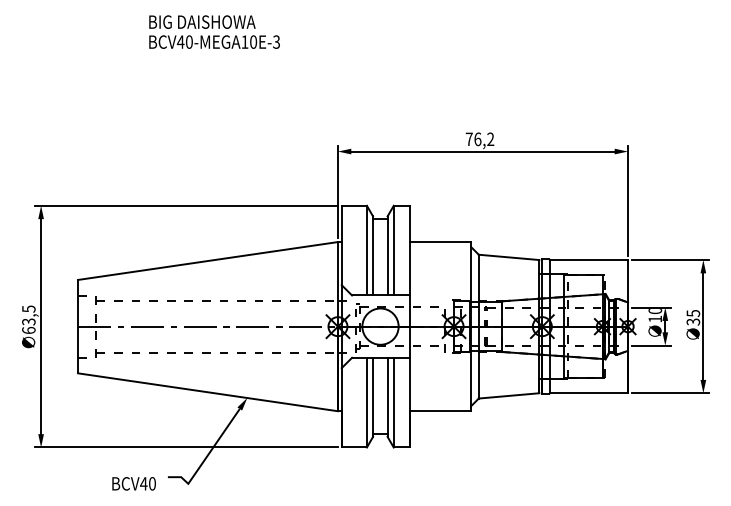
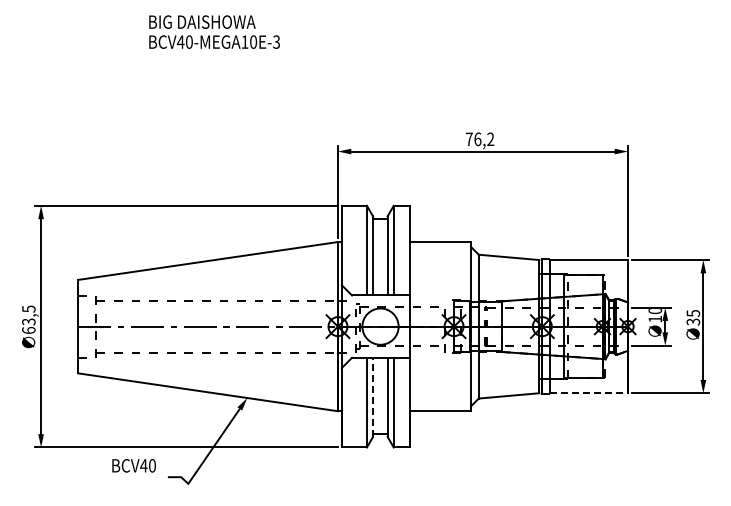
line: solid -> dashed (589, 393)
line: solid -> dashed (373, 397)
text position: (133, 483) -> (133, 465) (133, 465)
